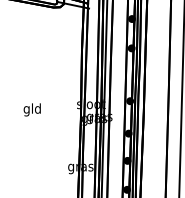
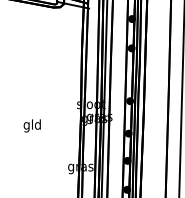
text position: (31, 109) -> (31, 125) (31, 125)
